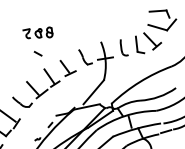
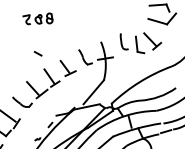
part position: (168, 18) -> (168, 12) (168, 12)
part position: (37, 32) -> (37, 18) (37, 18)
part position: (123, 47) -> (123, 41) (123, 41)
